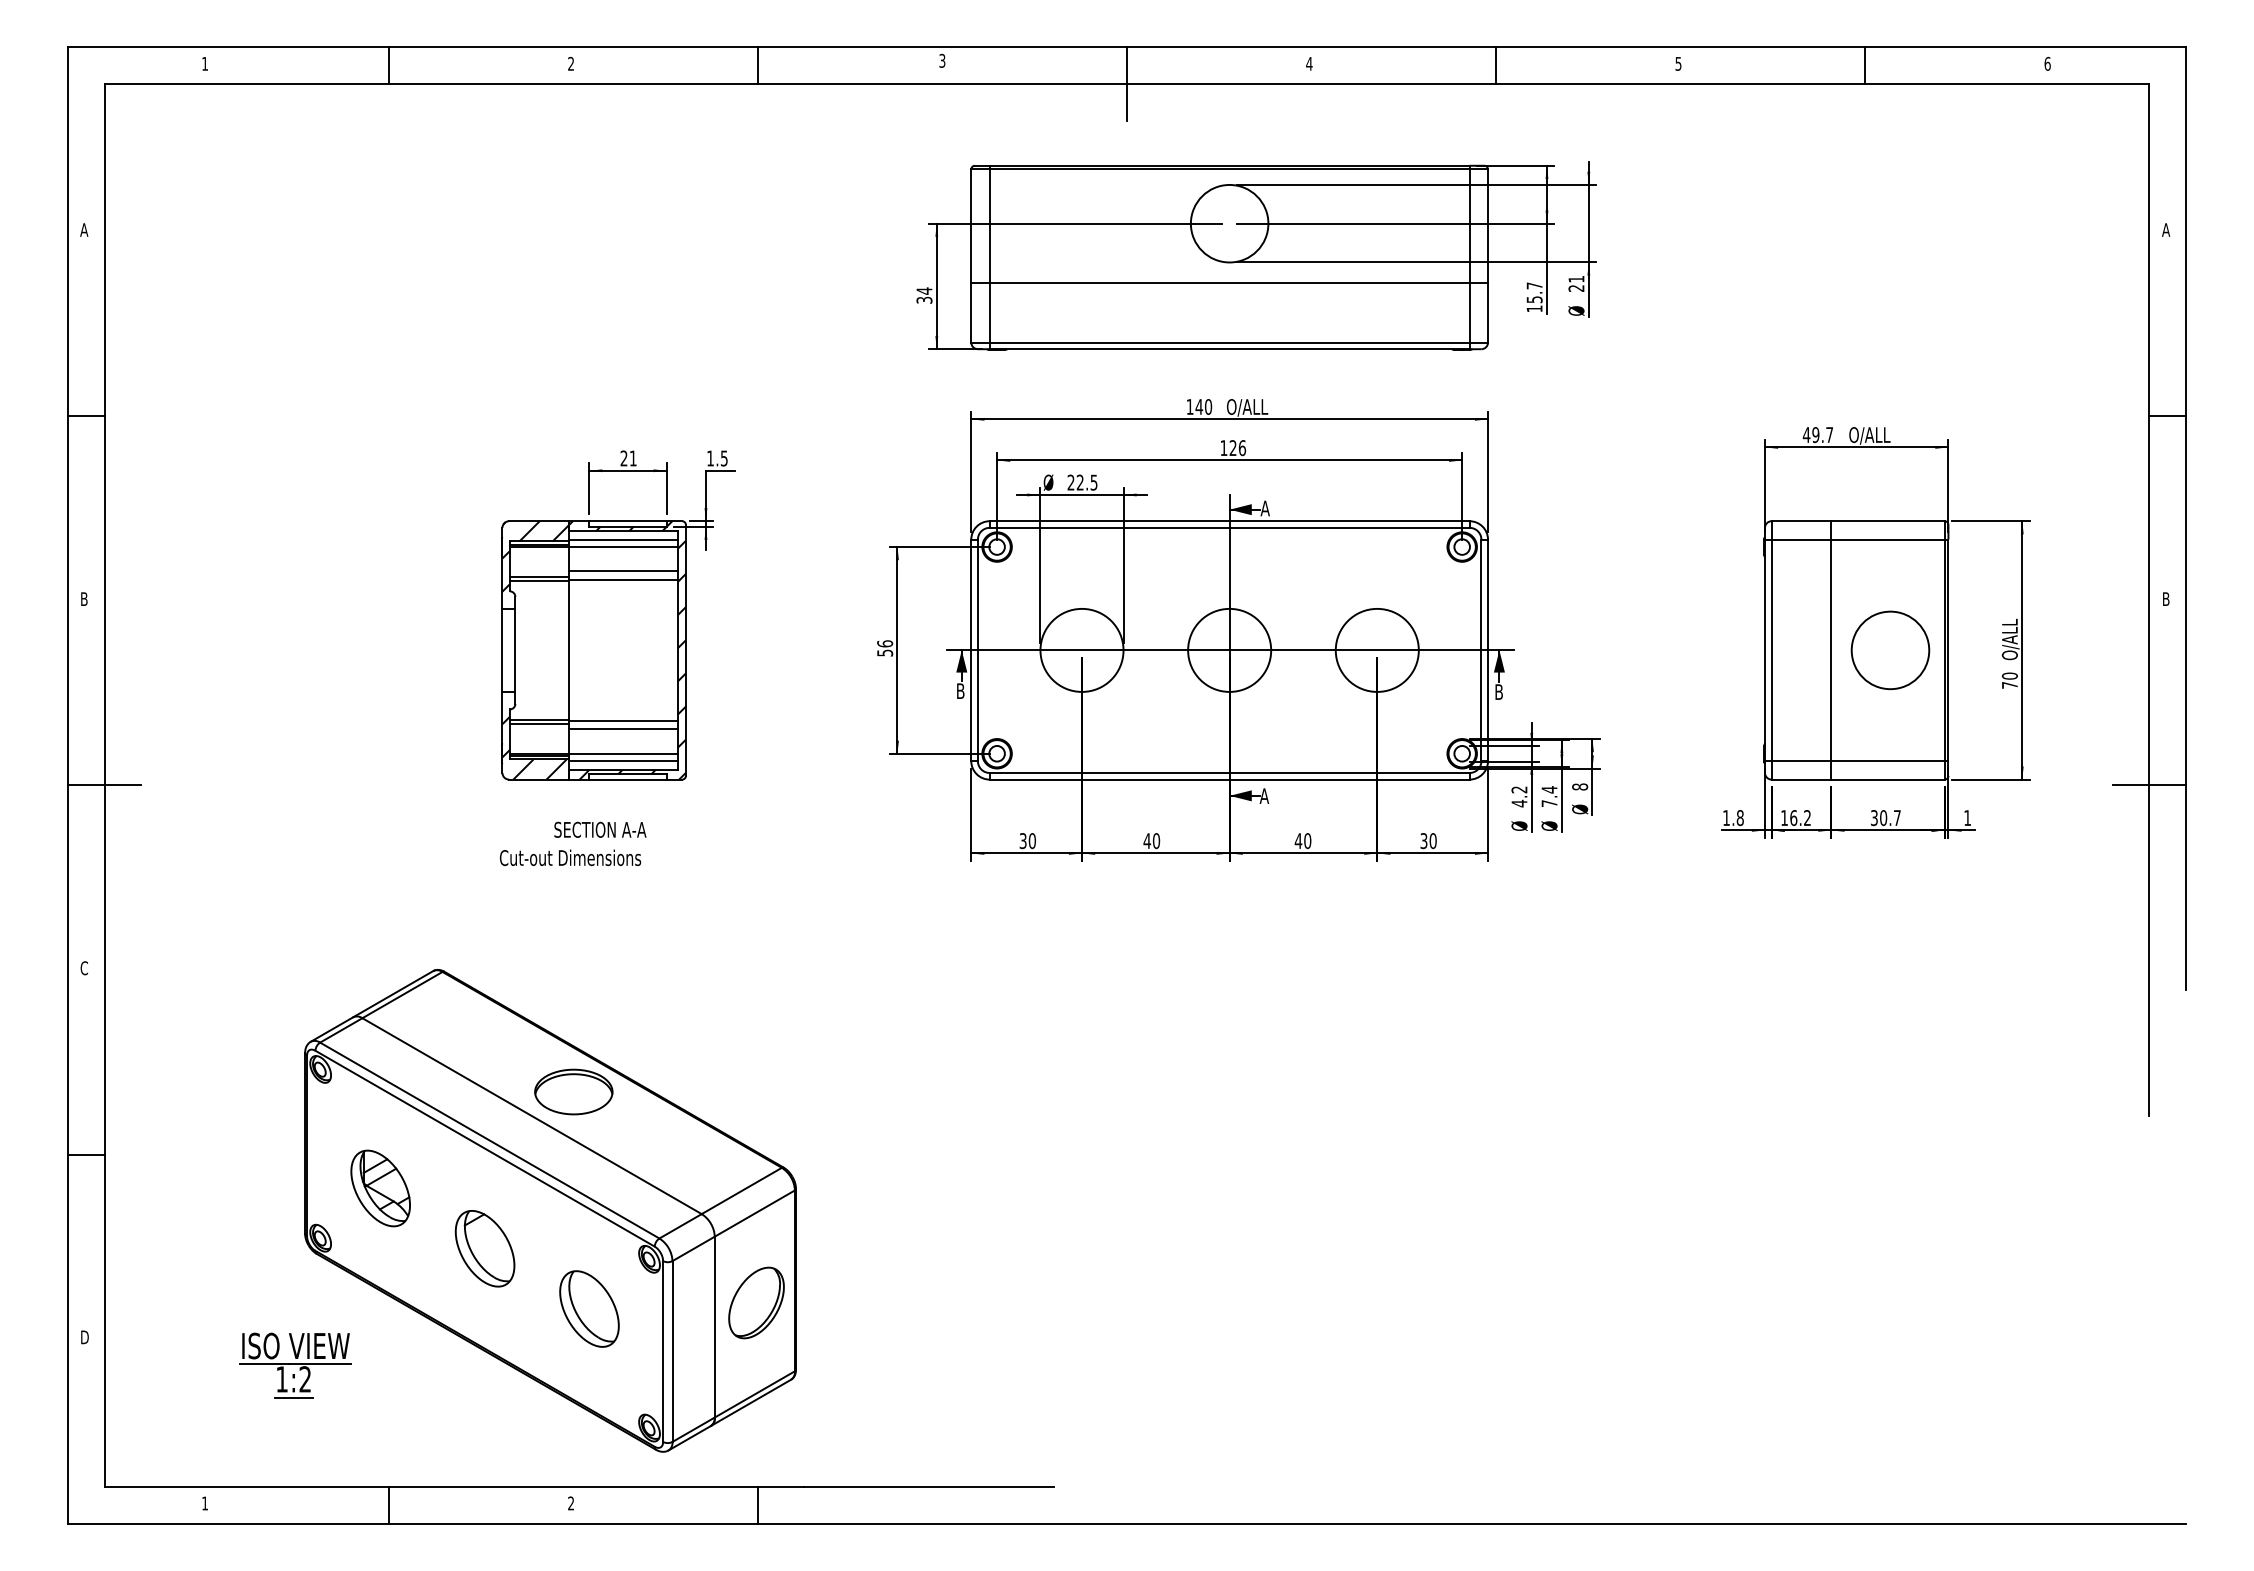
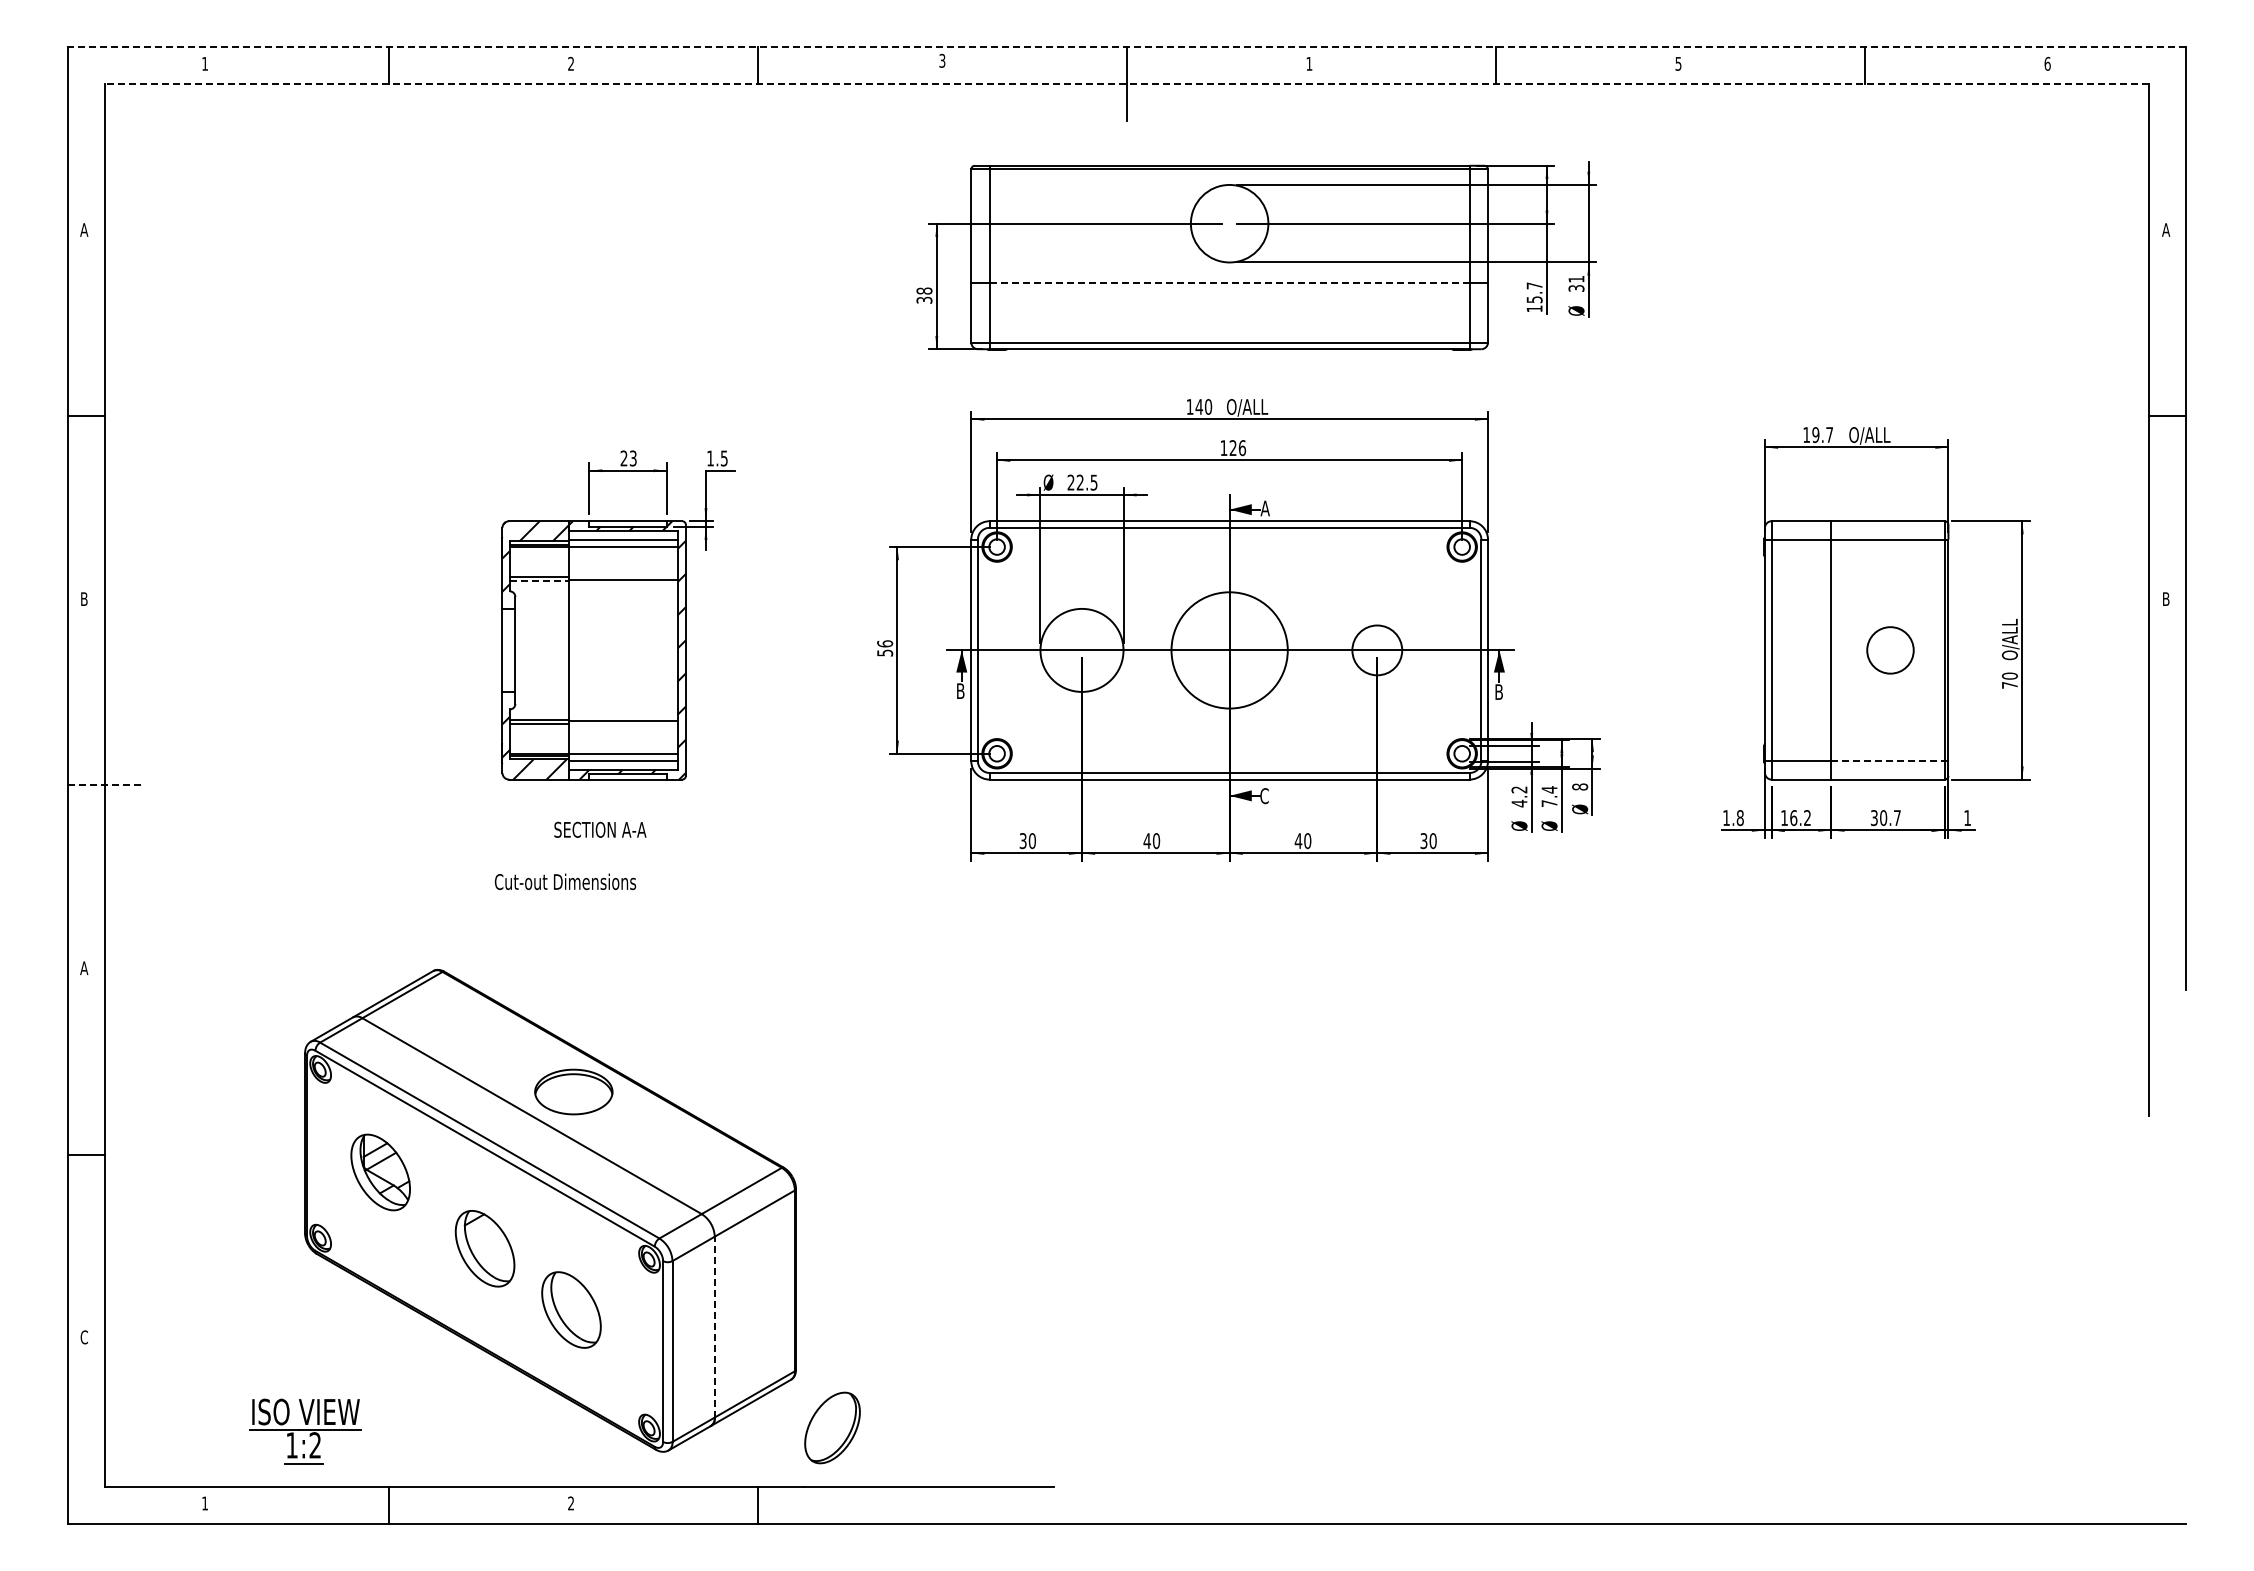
line: solid -> dashed (1126, 47)
text: 4 -> 1 (1309, 63)
line: solid -> dashed (1126, 84)
line: solid -> dashed (1229, 282)
text: 21 -> 31 (1576, 288)
text: 34 -> 38 (924, 290)
text: 49.7 -> 19.7 (1806, 434)
text: 21 -> 23 (632, 458)
line: present -> none (622, 571)
line: solid -> dashed (539, 581)
circle diameter: 83 px -> 116 px (1229, 650)
circle diameter: 83 px -> 50 px (1377, 650)
circle diameter: 78 px -> 47 px (1890, 650)
line: present -> none (622, 729)
line: solid -> dashed (1888, 761)
line: solid -> dashed (104, 785)
line: present -> none (2149, 785)
text: A -> C (1264, 796)
text position: (570, 857) -> (565, 881) (565, 881)
text: C -> A (84, 968)
part position: (380, 1188) -> (380, 1172) (380, 1172)
part position: (756, 1302) -> (832, 1427) (832, 1427)
part position: (589, 1308) -> (571, 1309) (571, 1309)
line: solid -> dashed (714, 1326)
text: D -> C (84, 1337)
part position: (295, 1365) -> (305, 1431) (305, 1431)
